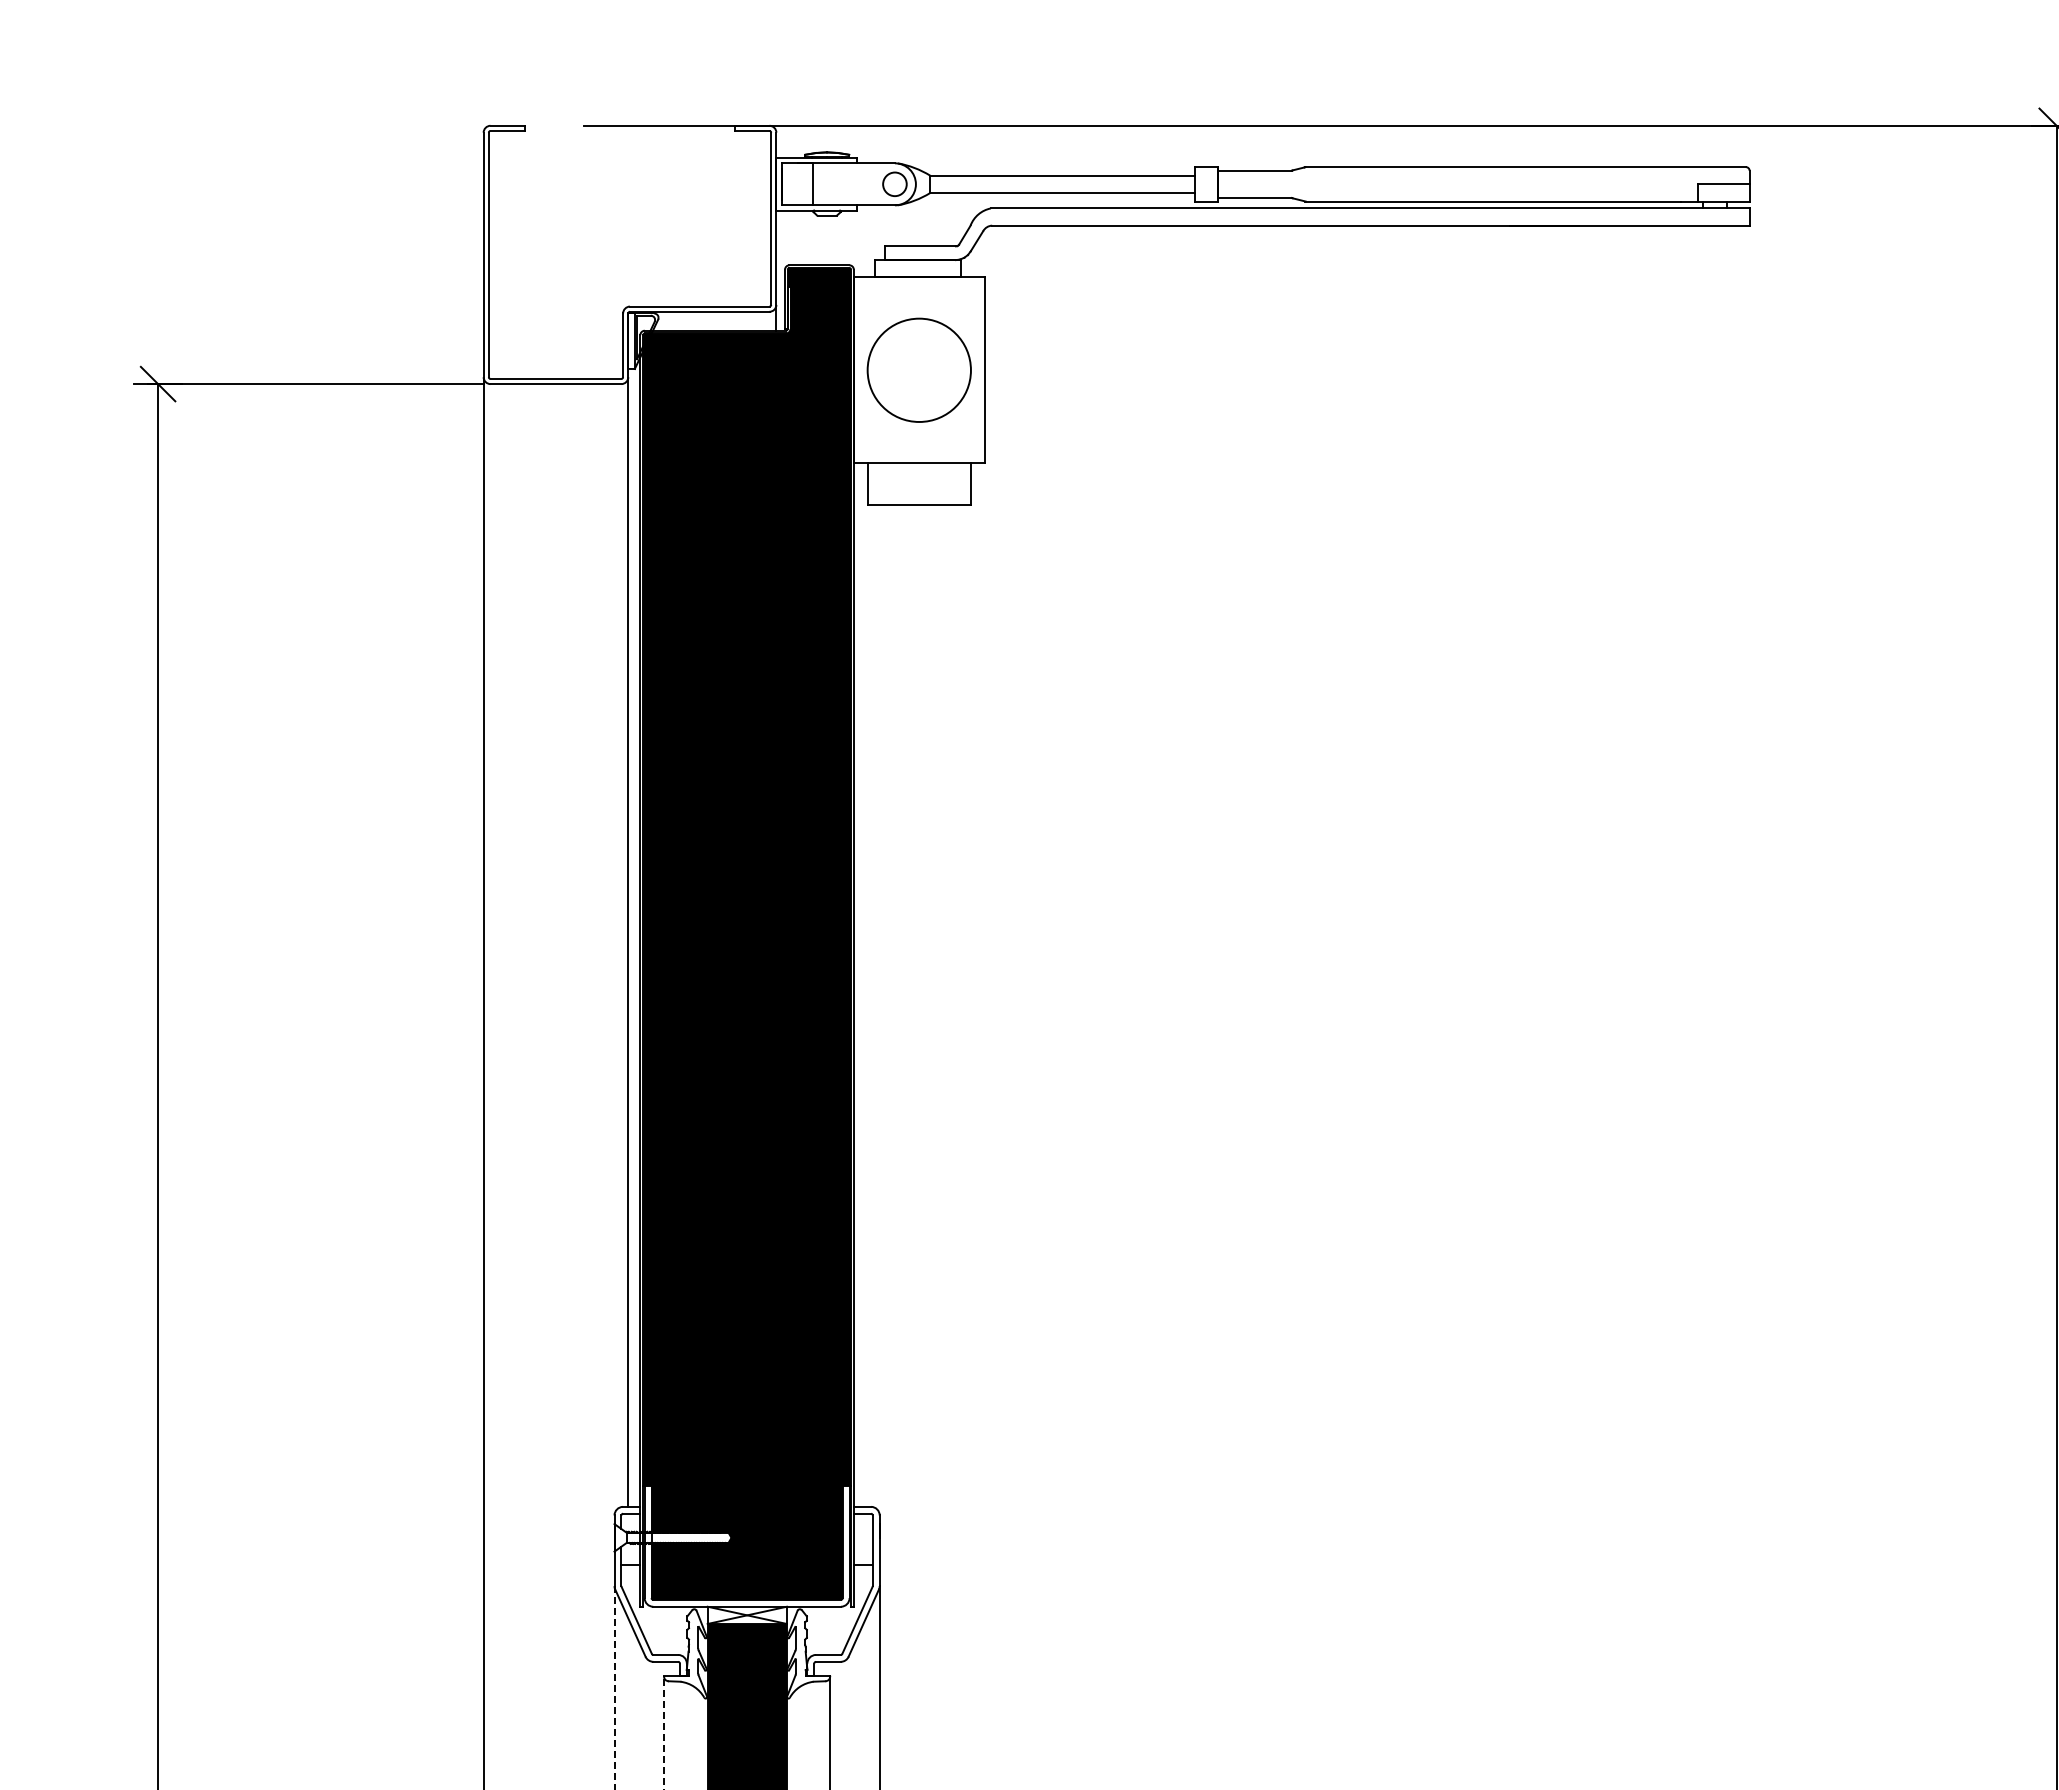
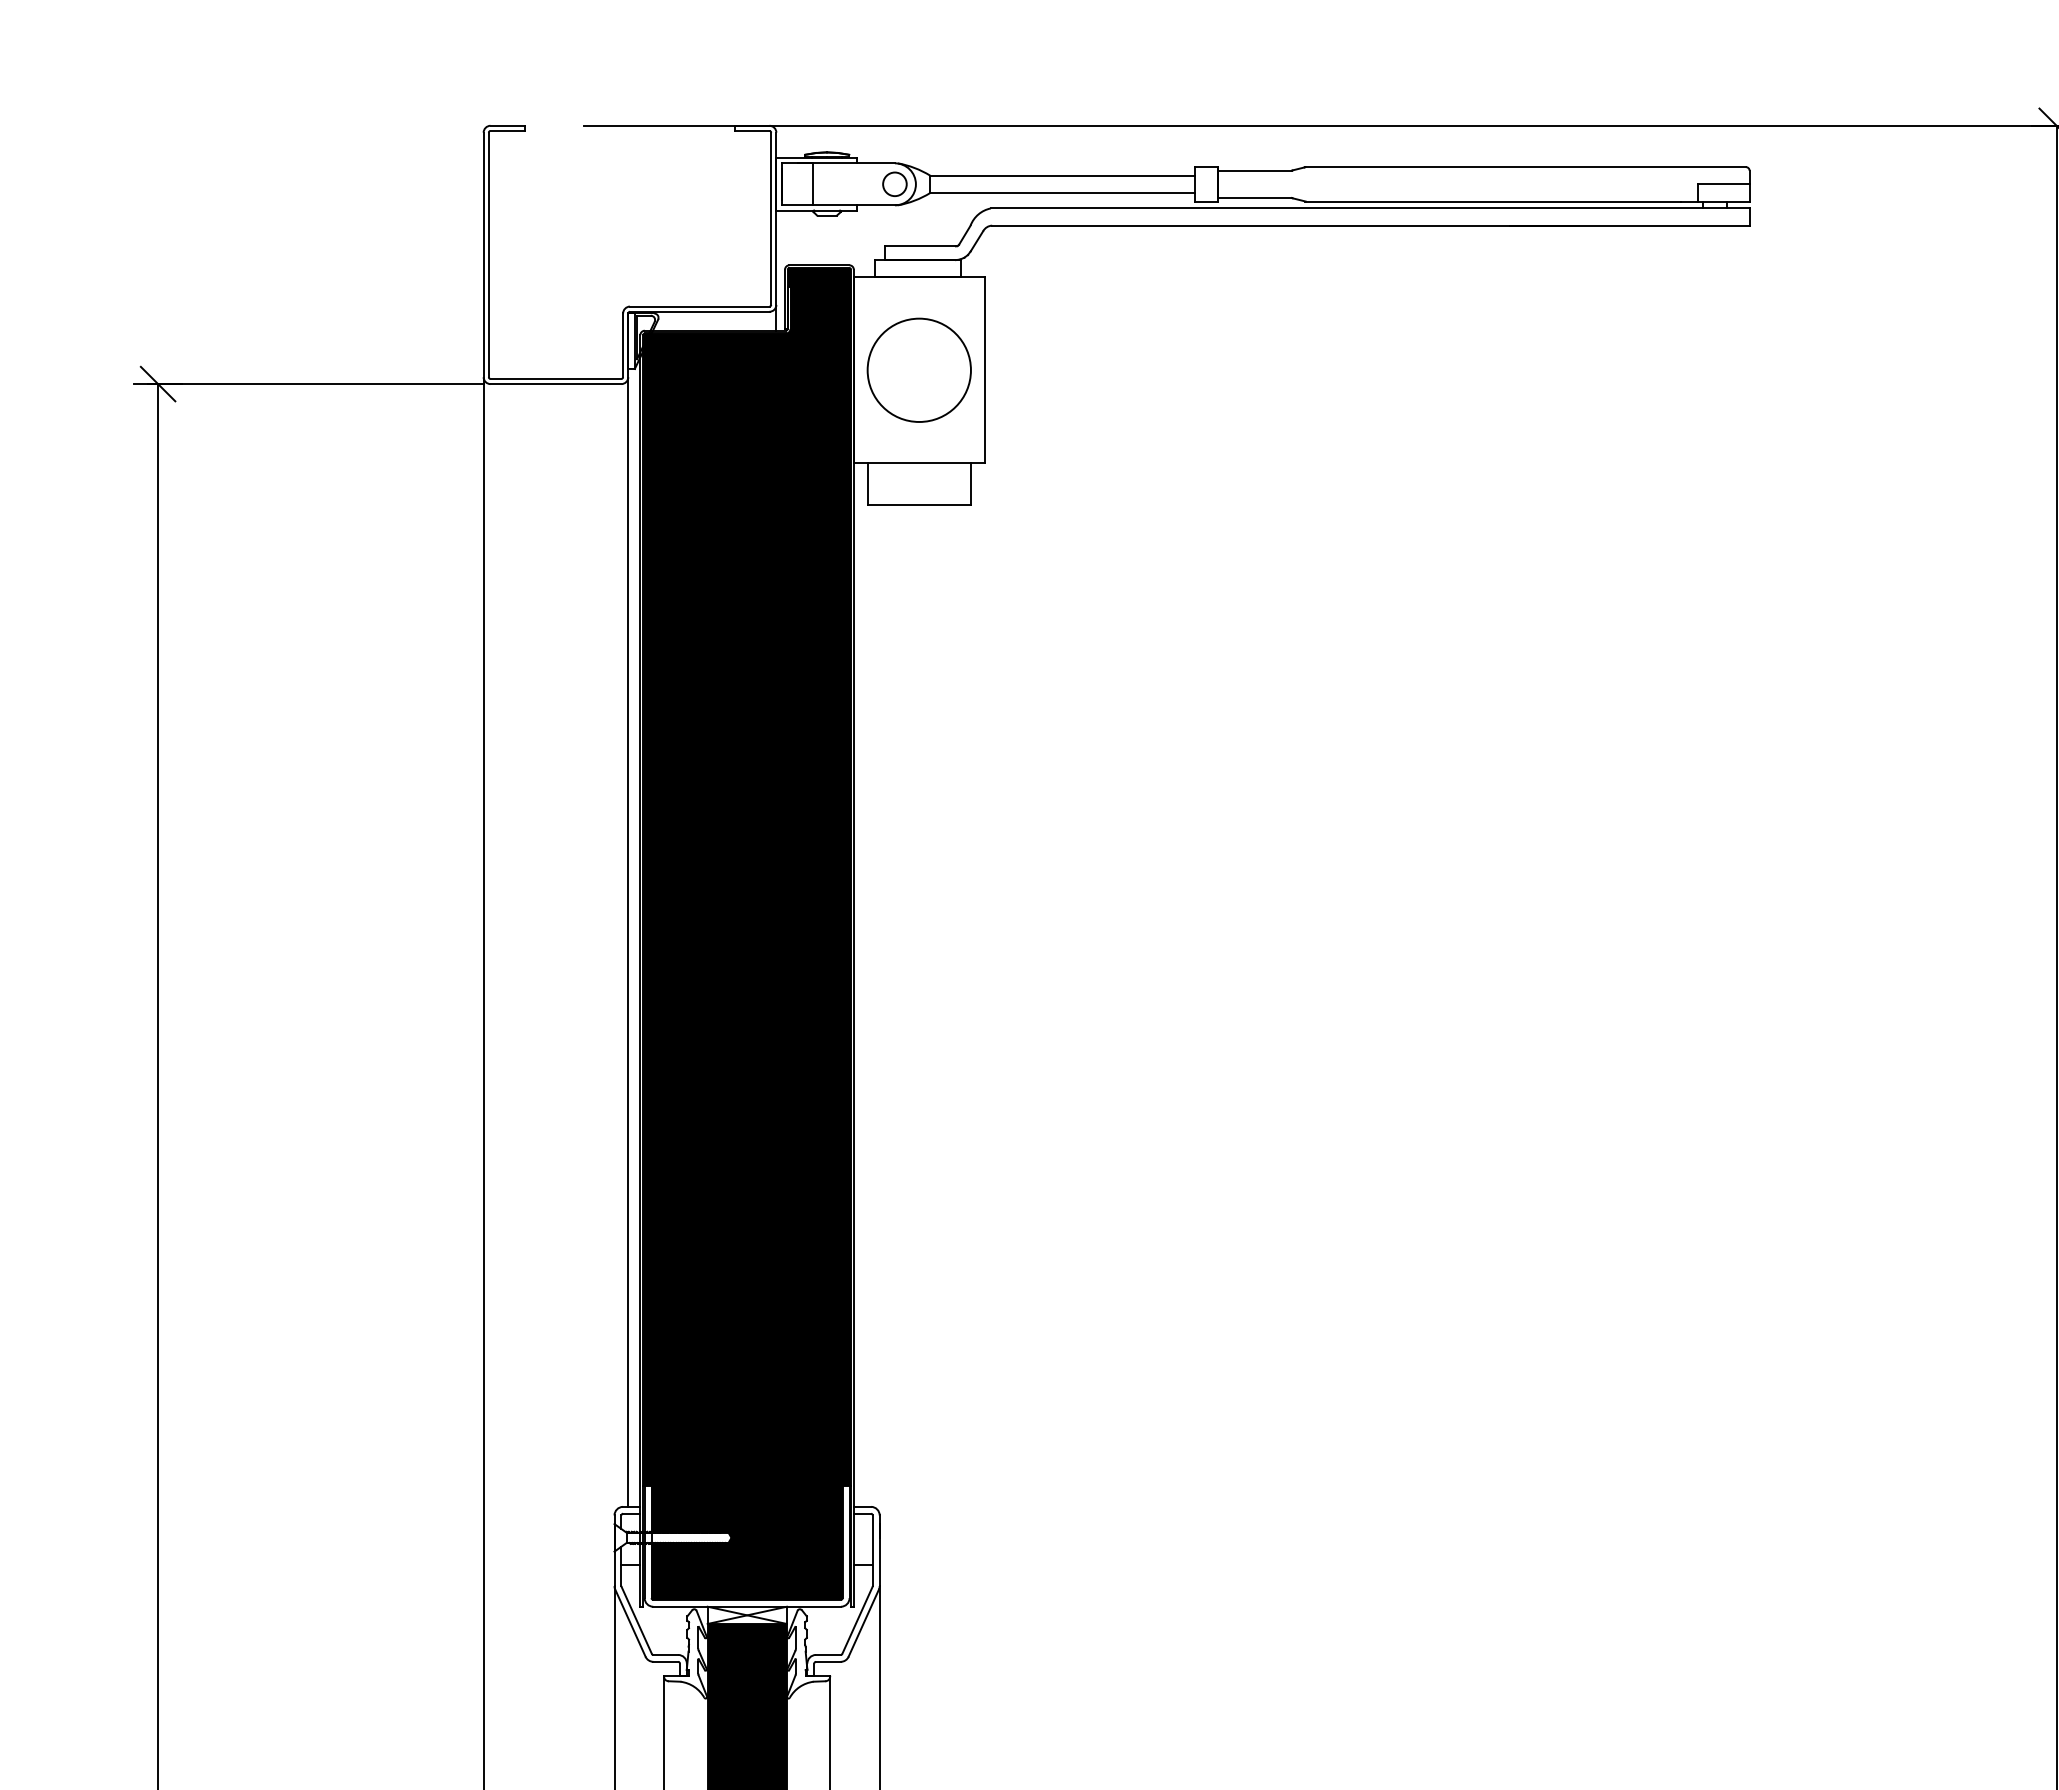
line: dashed -> solid (614, 1688)
line: dashed -> solid (664, 1732)
